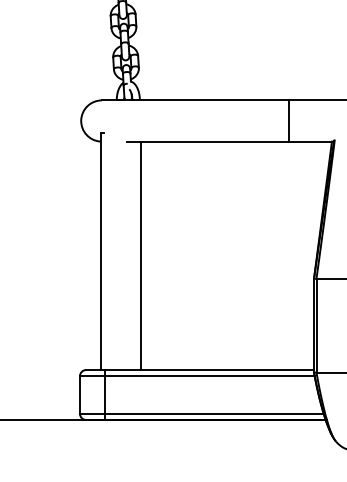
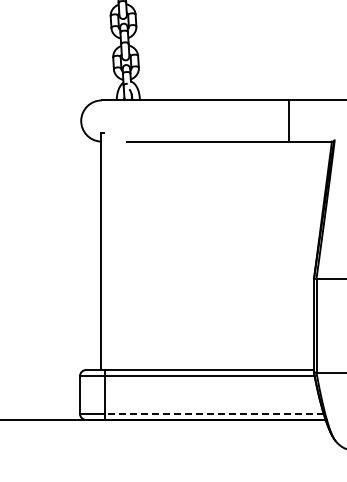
line: present -> none (140, 255)
line: solid -> dashed (213, 413)
